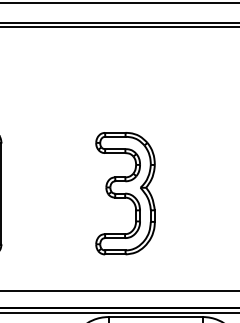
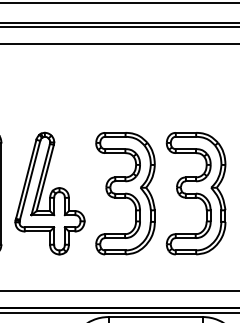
line: none -> present (119, 43)
part: none -> present (49, 193)
part: none -> present (195, 193)
